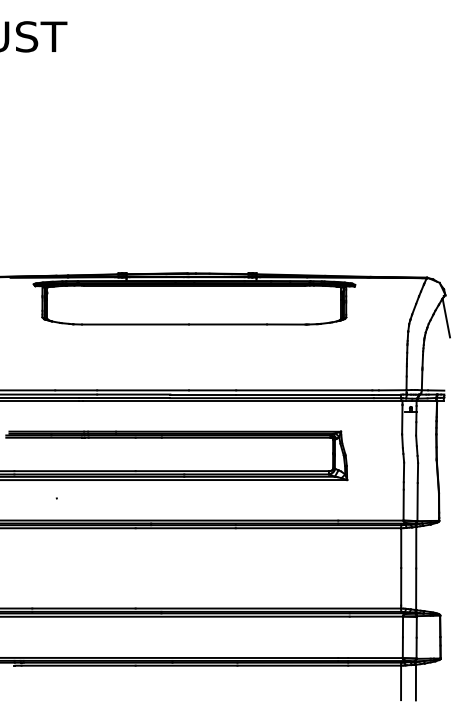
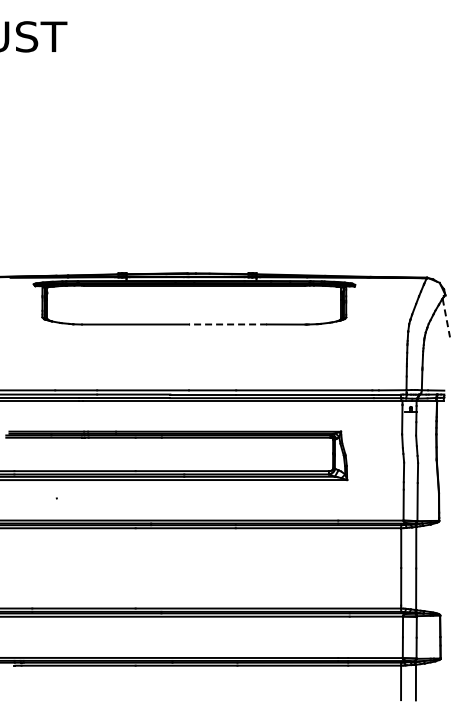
line: solid -> dashed (446, 318)
line: solid -> dashed (227, 324)
